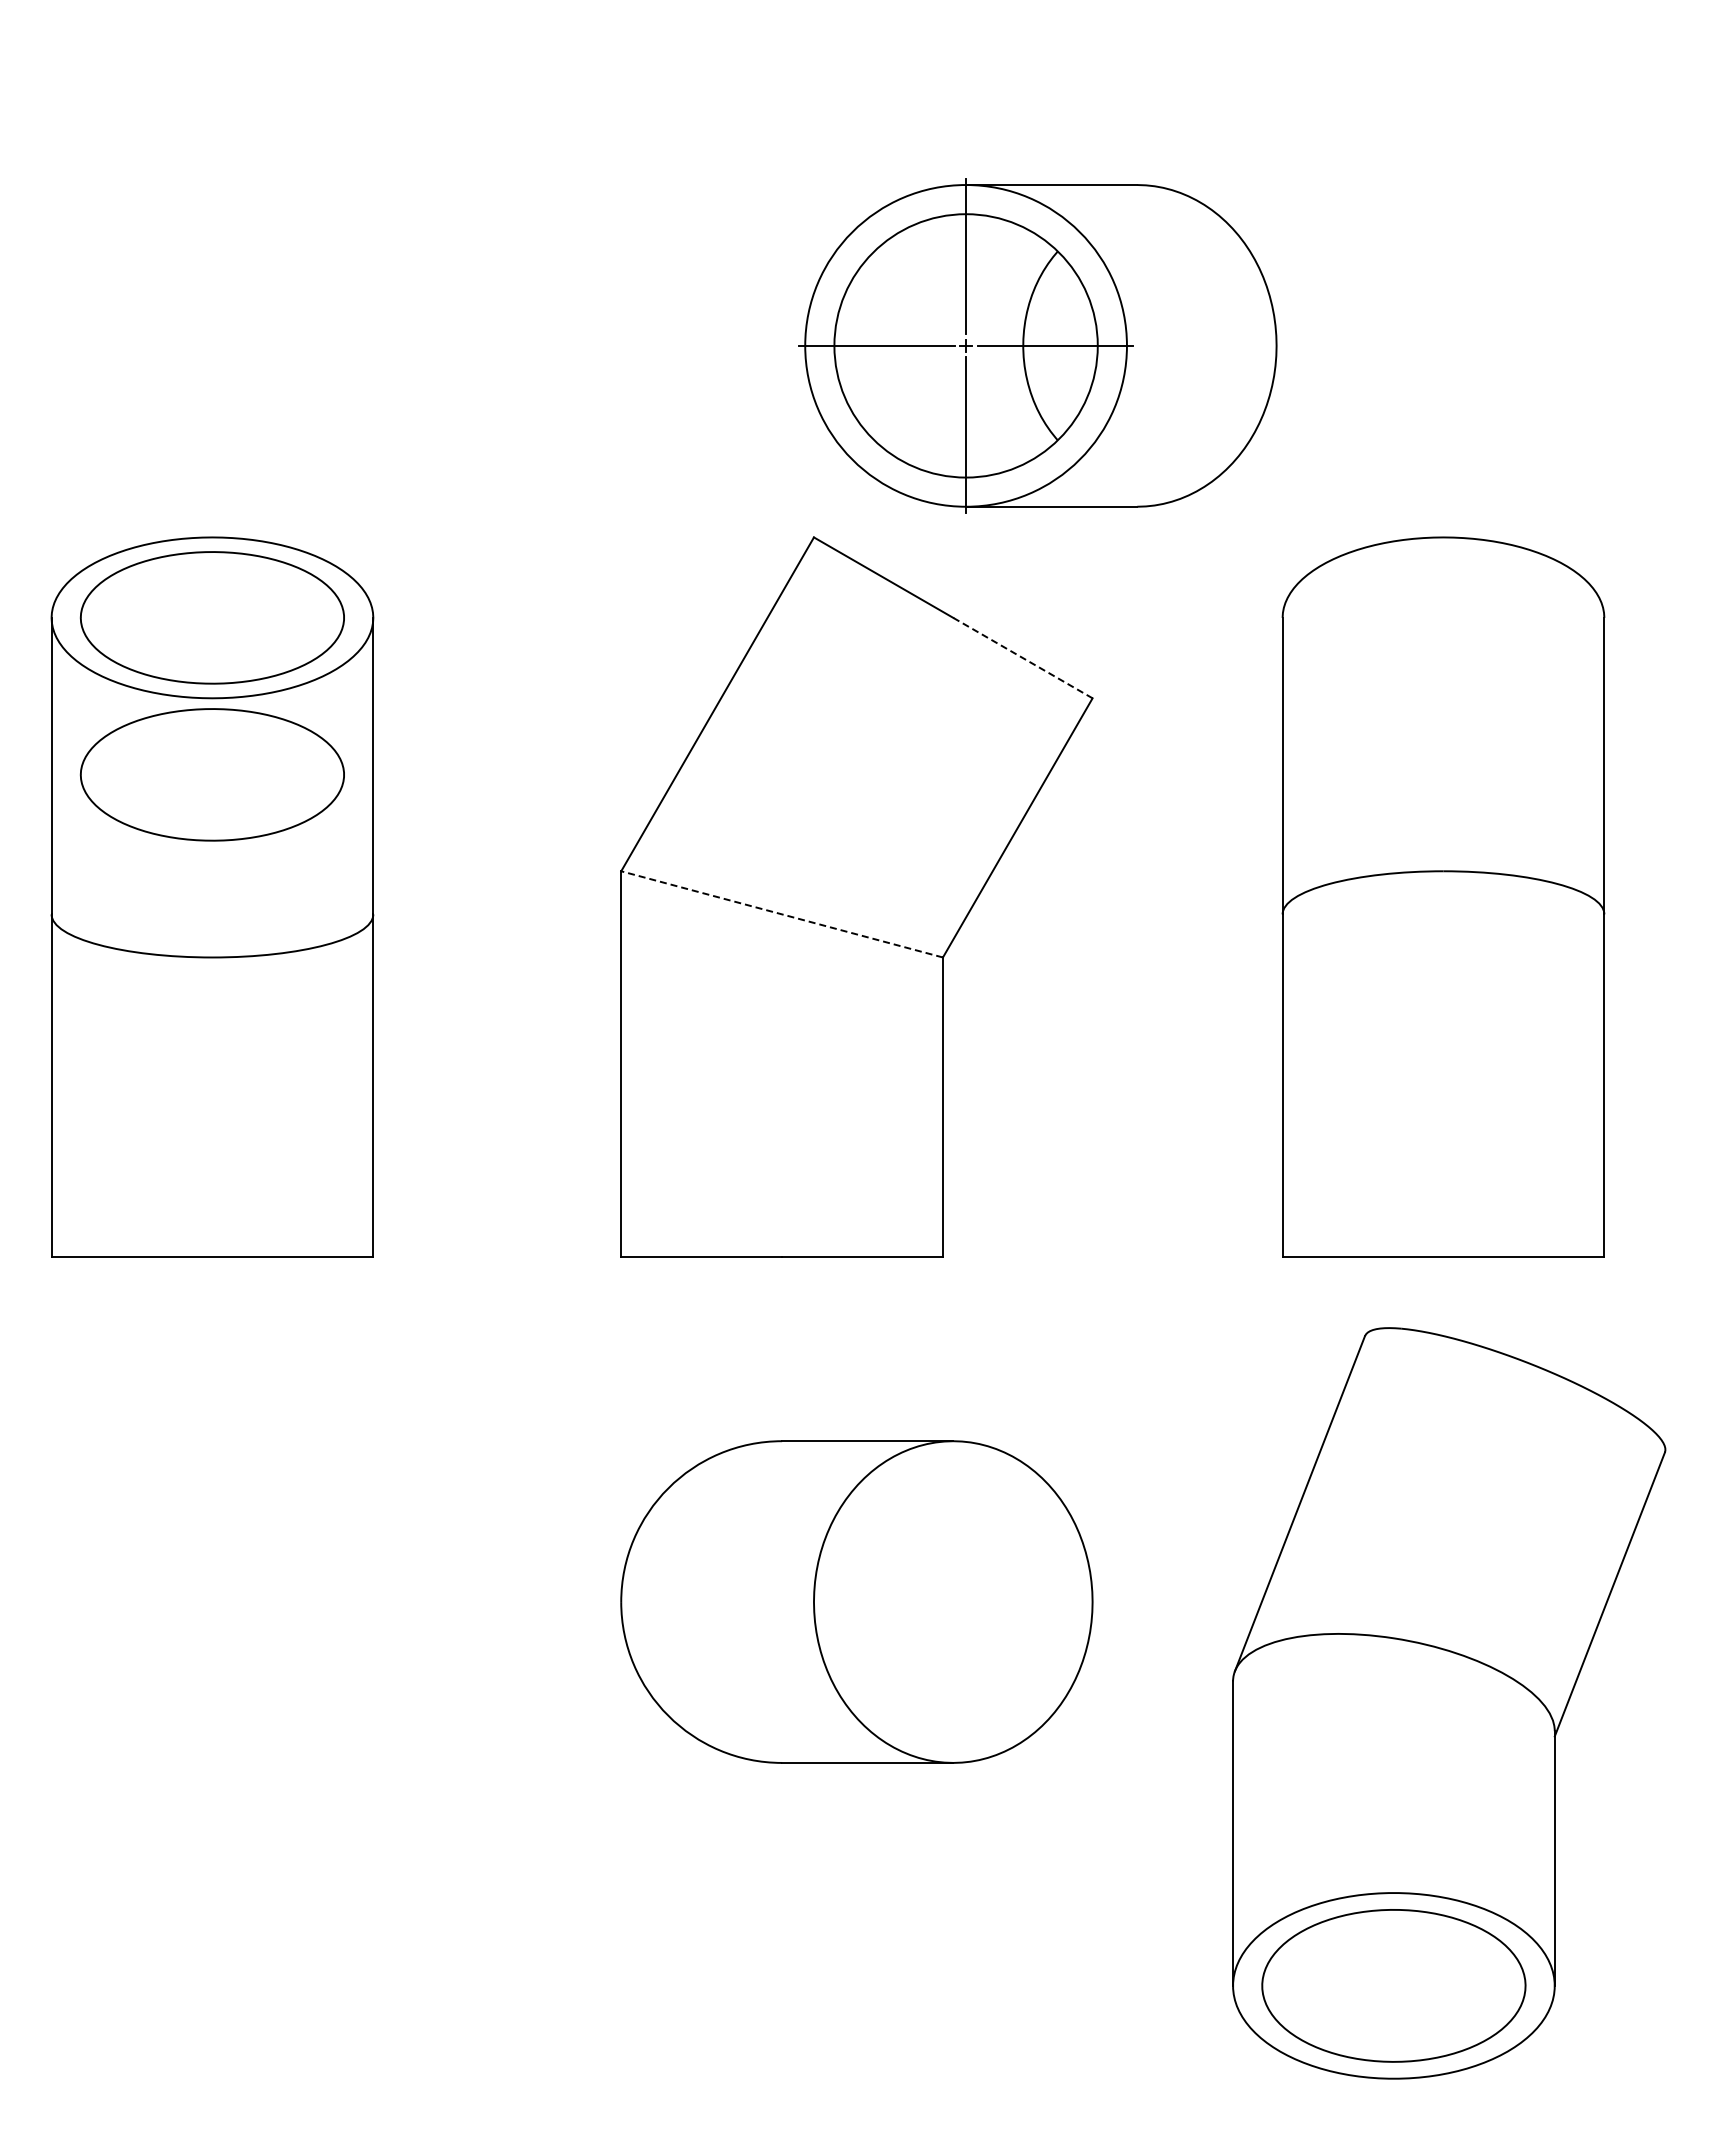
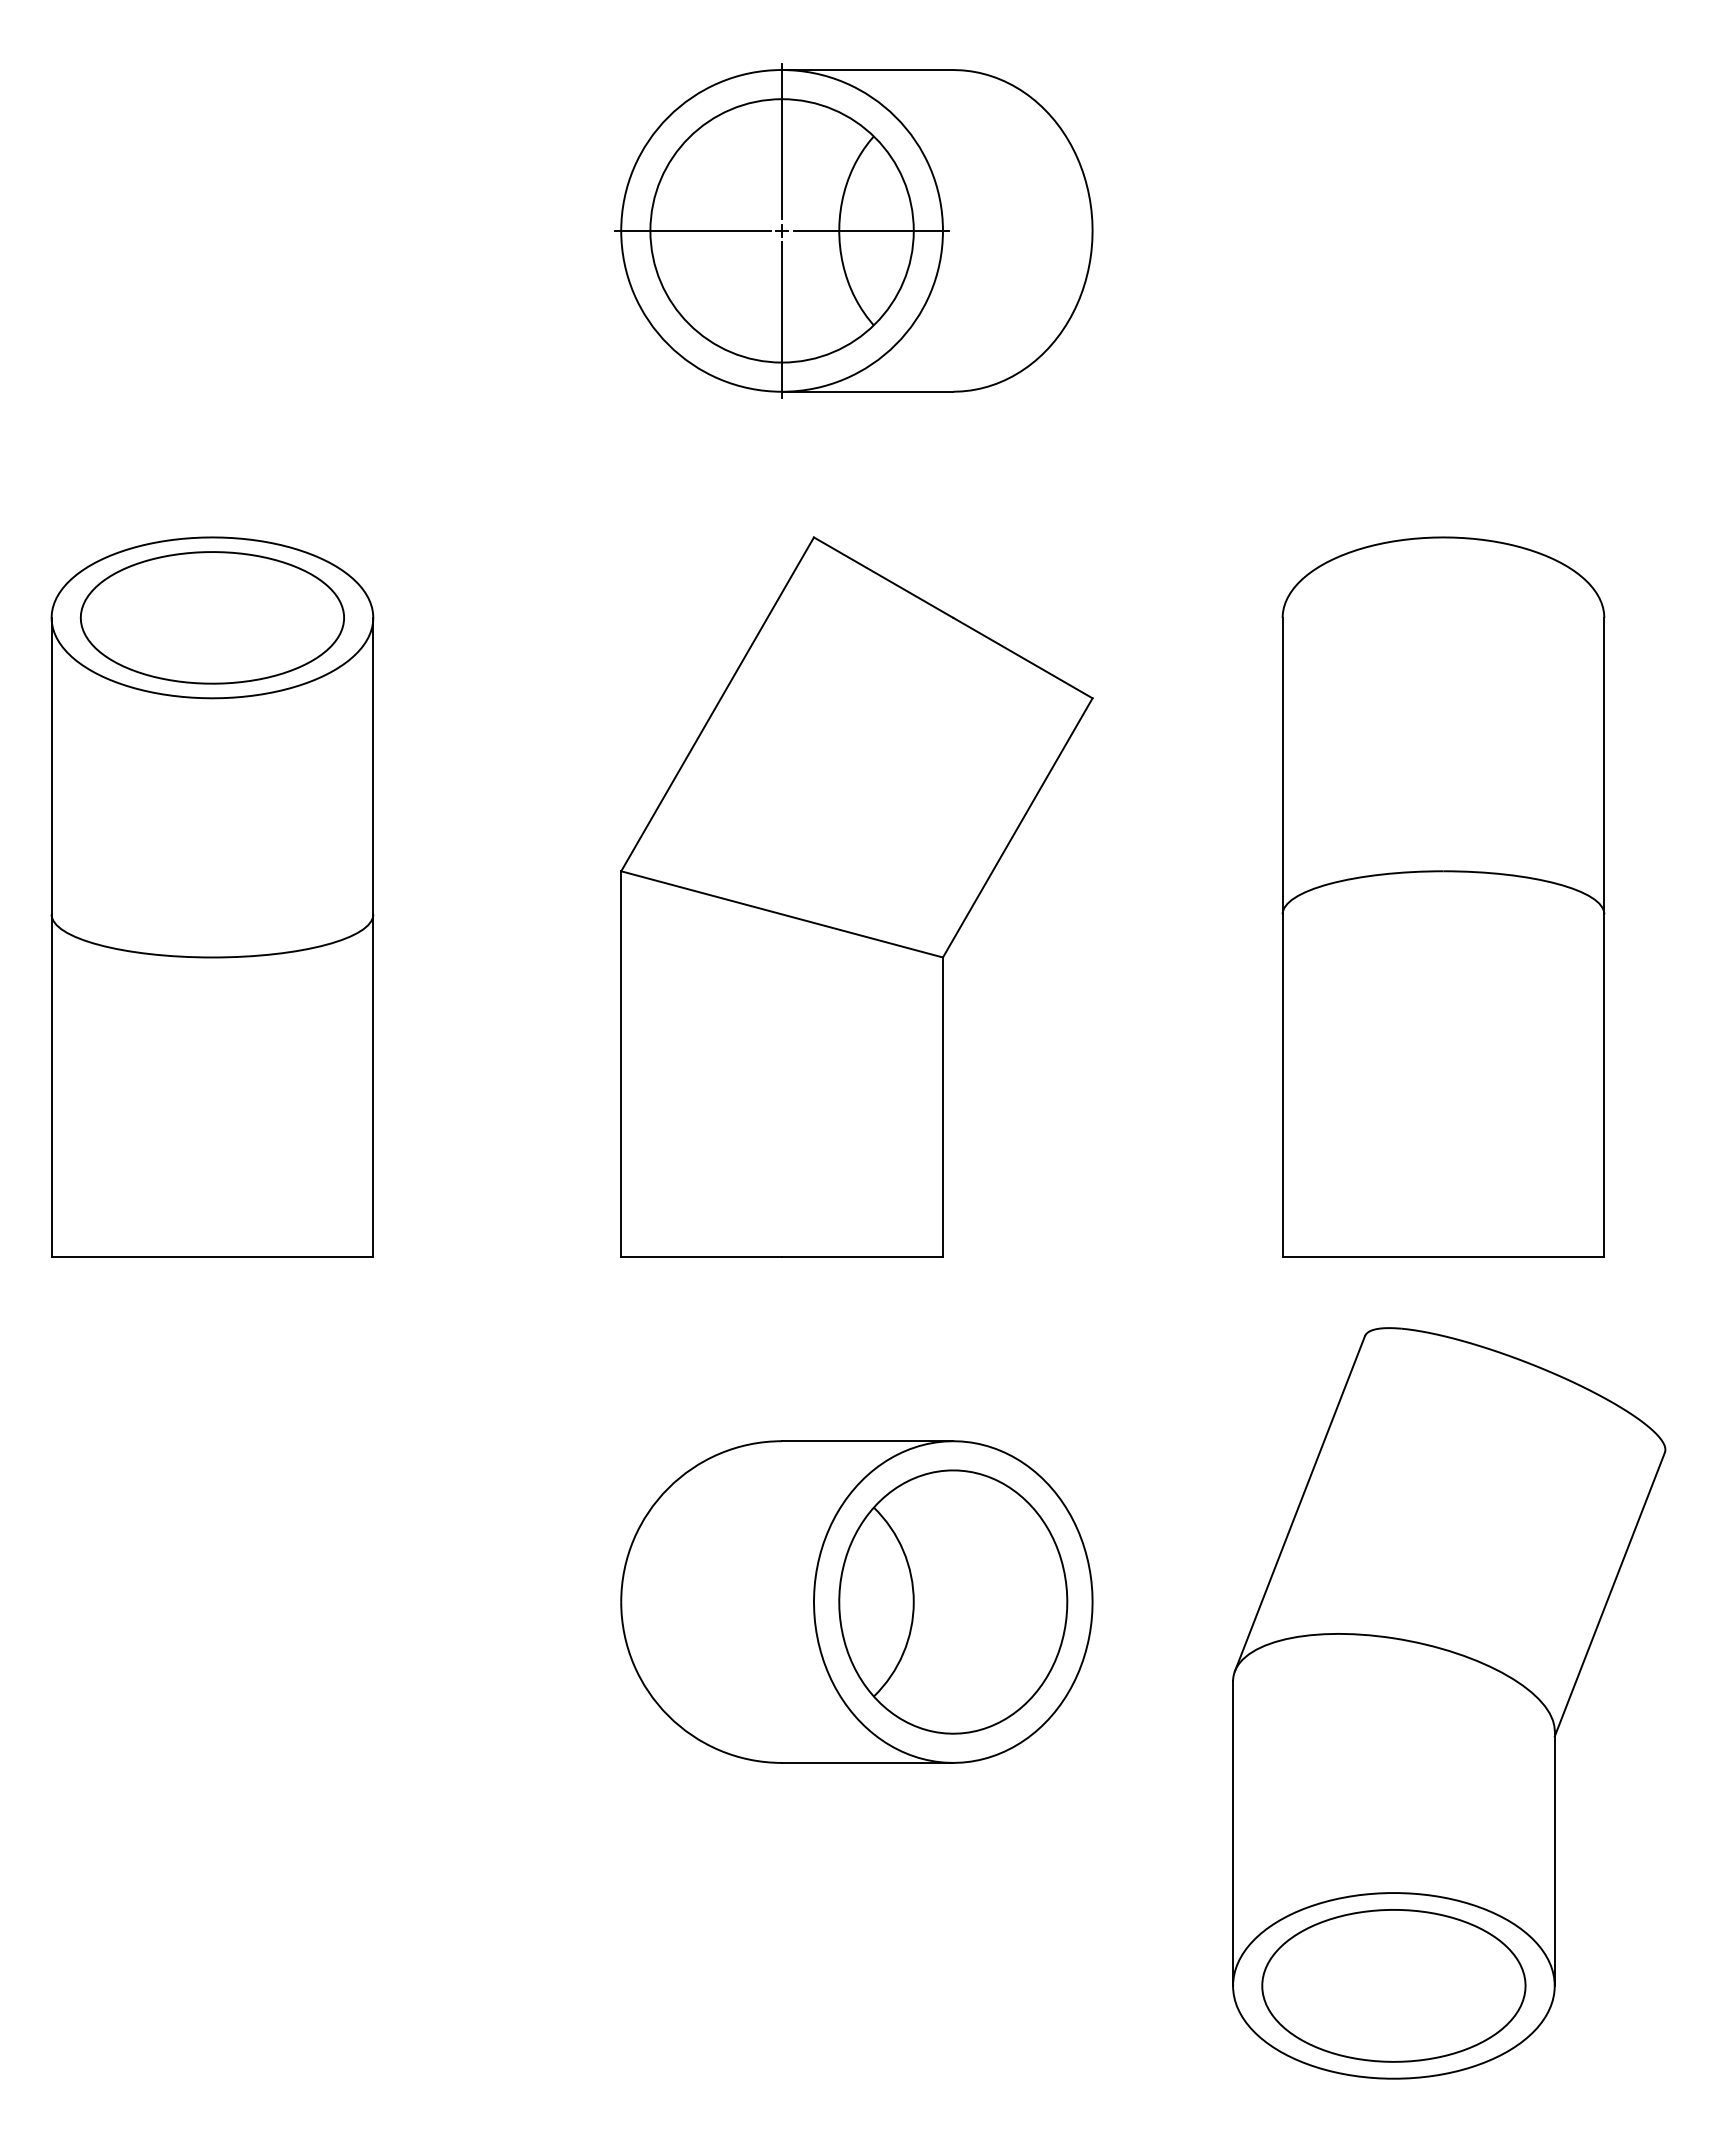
part position: (1037, 345) -> (853, 230) (853, 230)
line: dashed -> solid (1023, 658)
part: present -> none (211, 774)
line: dashed -> solid (782, 914)
part: none -> present (953, 1601)
